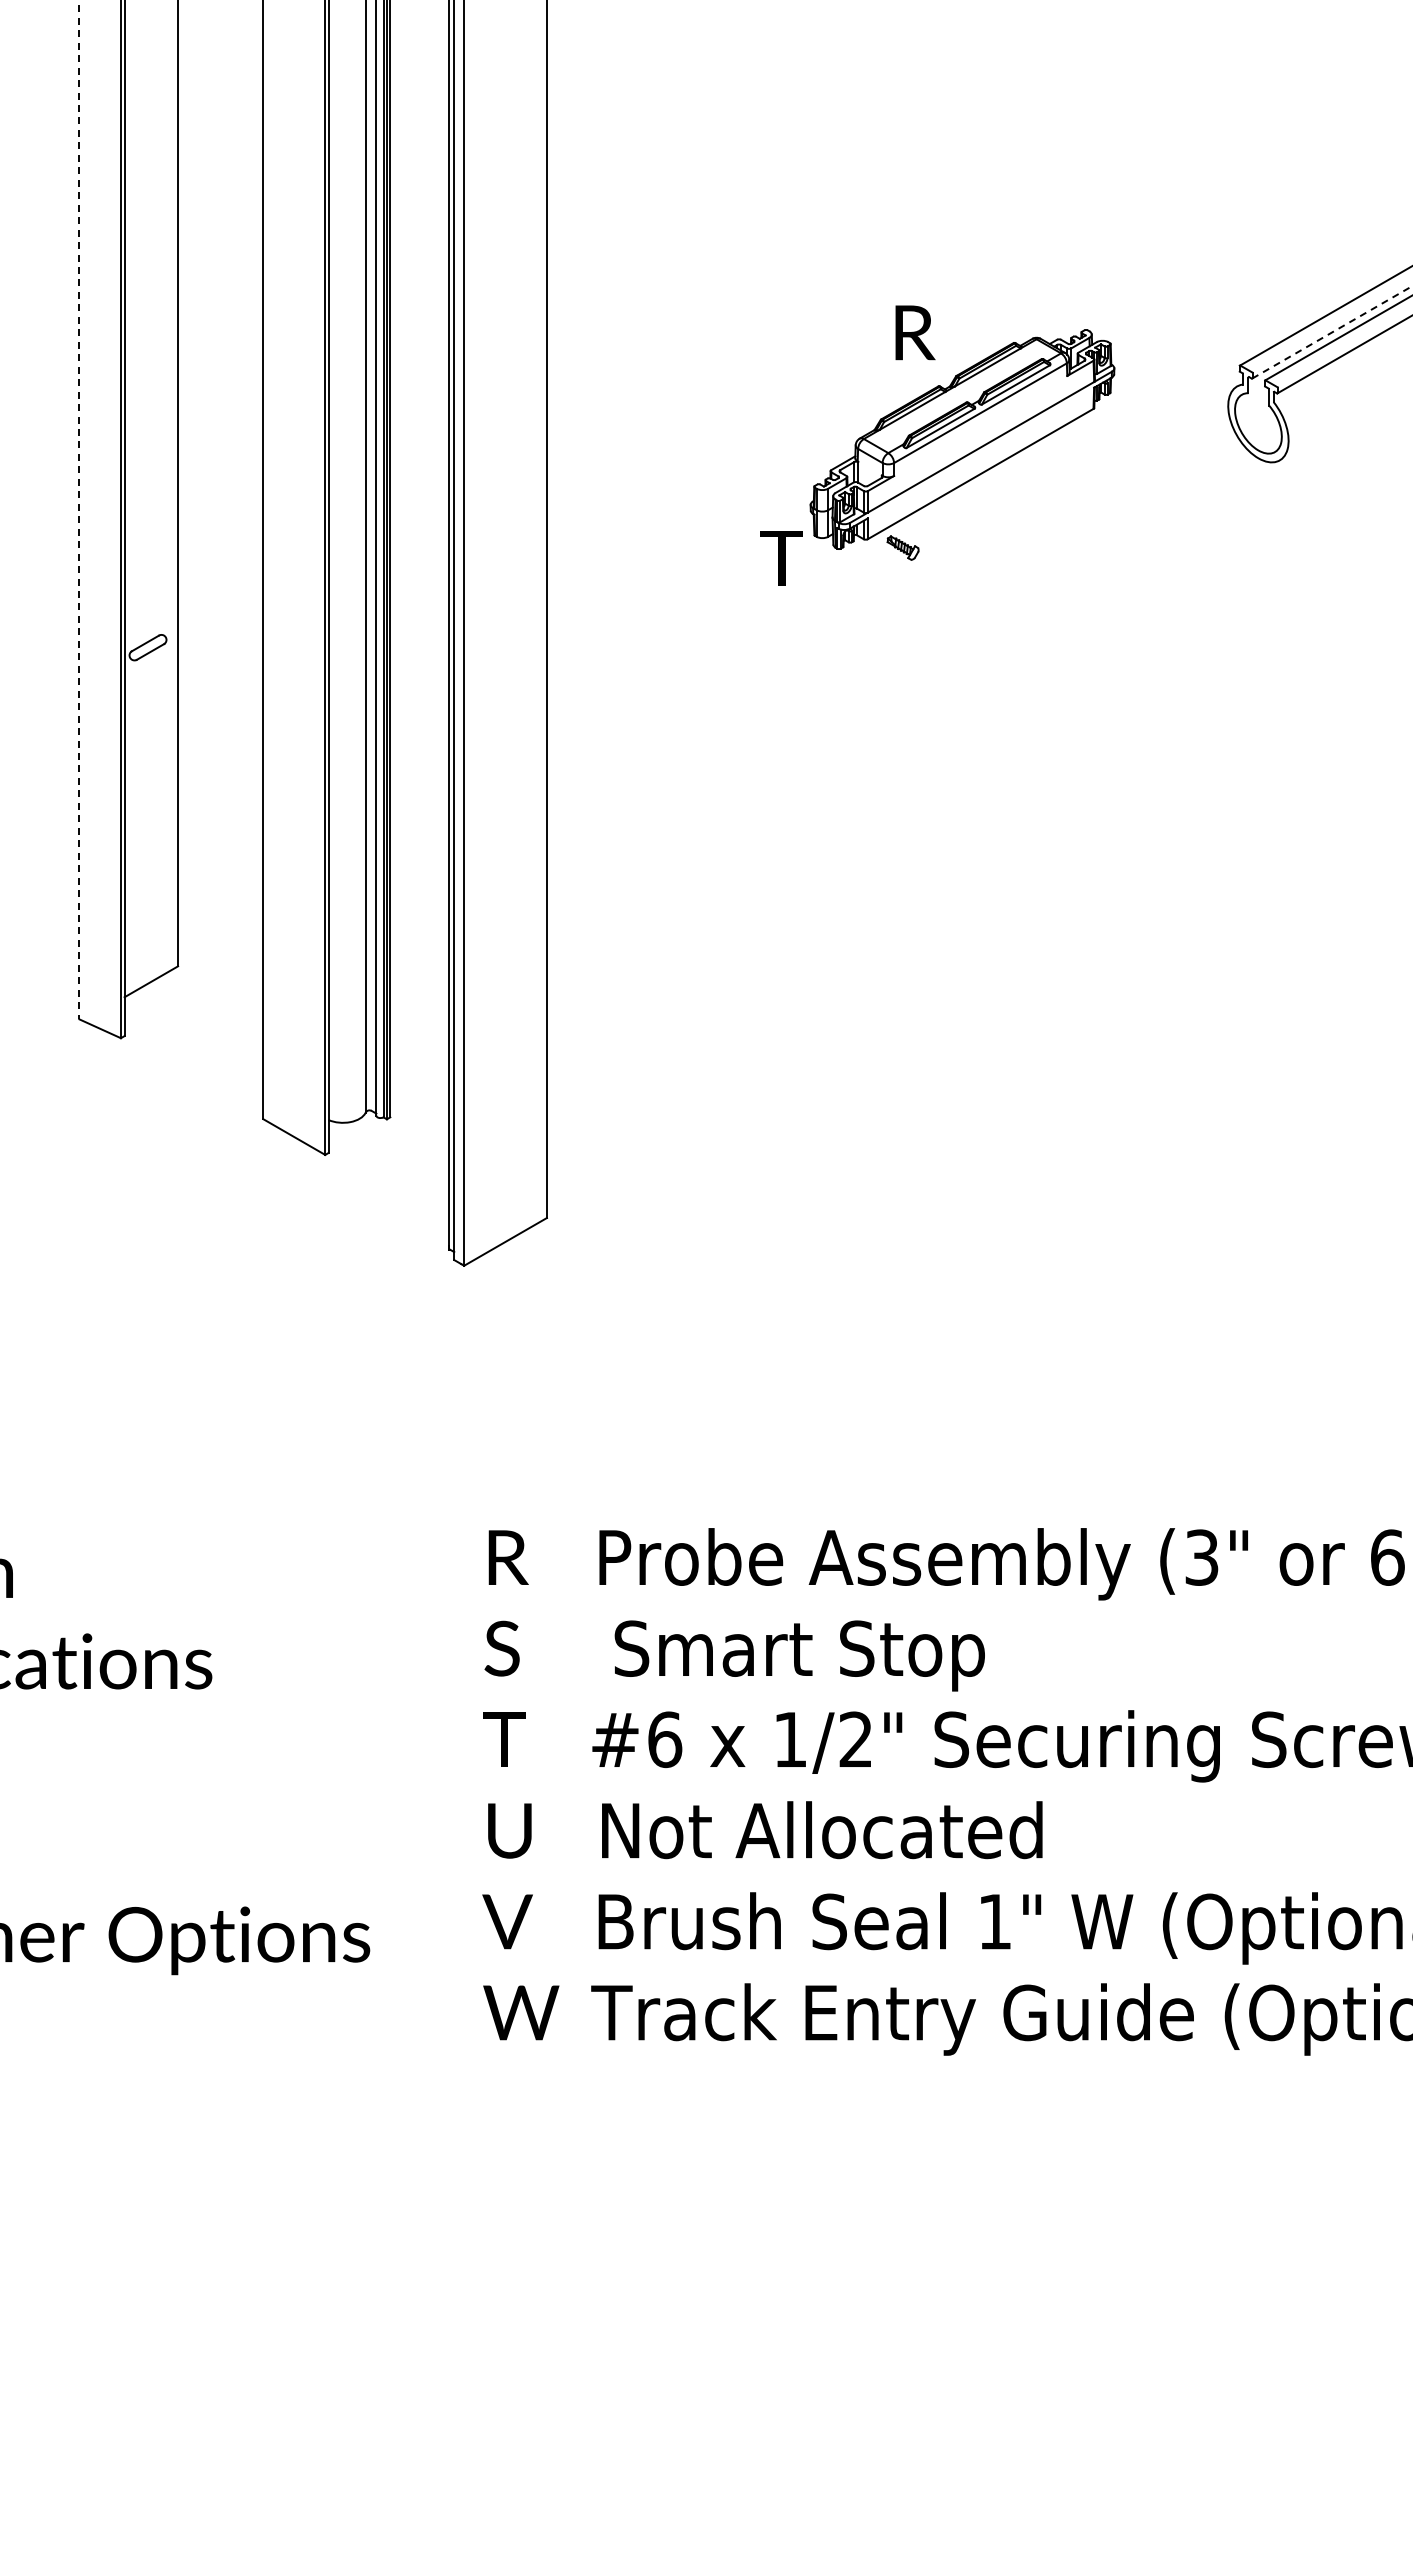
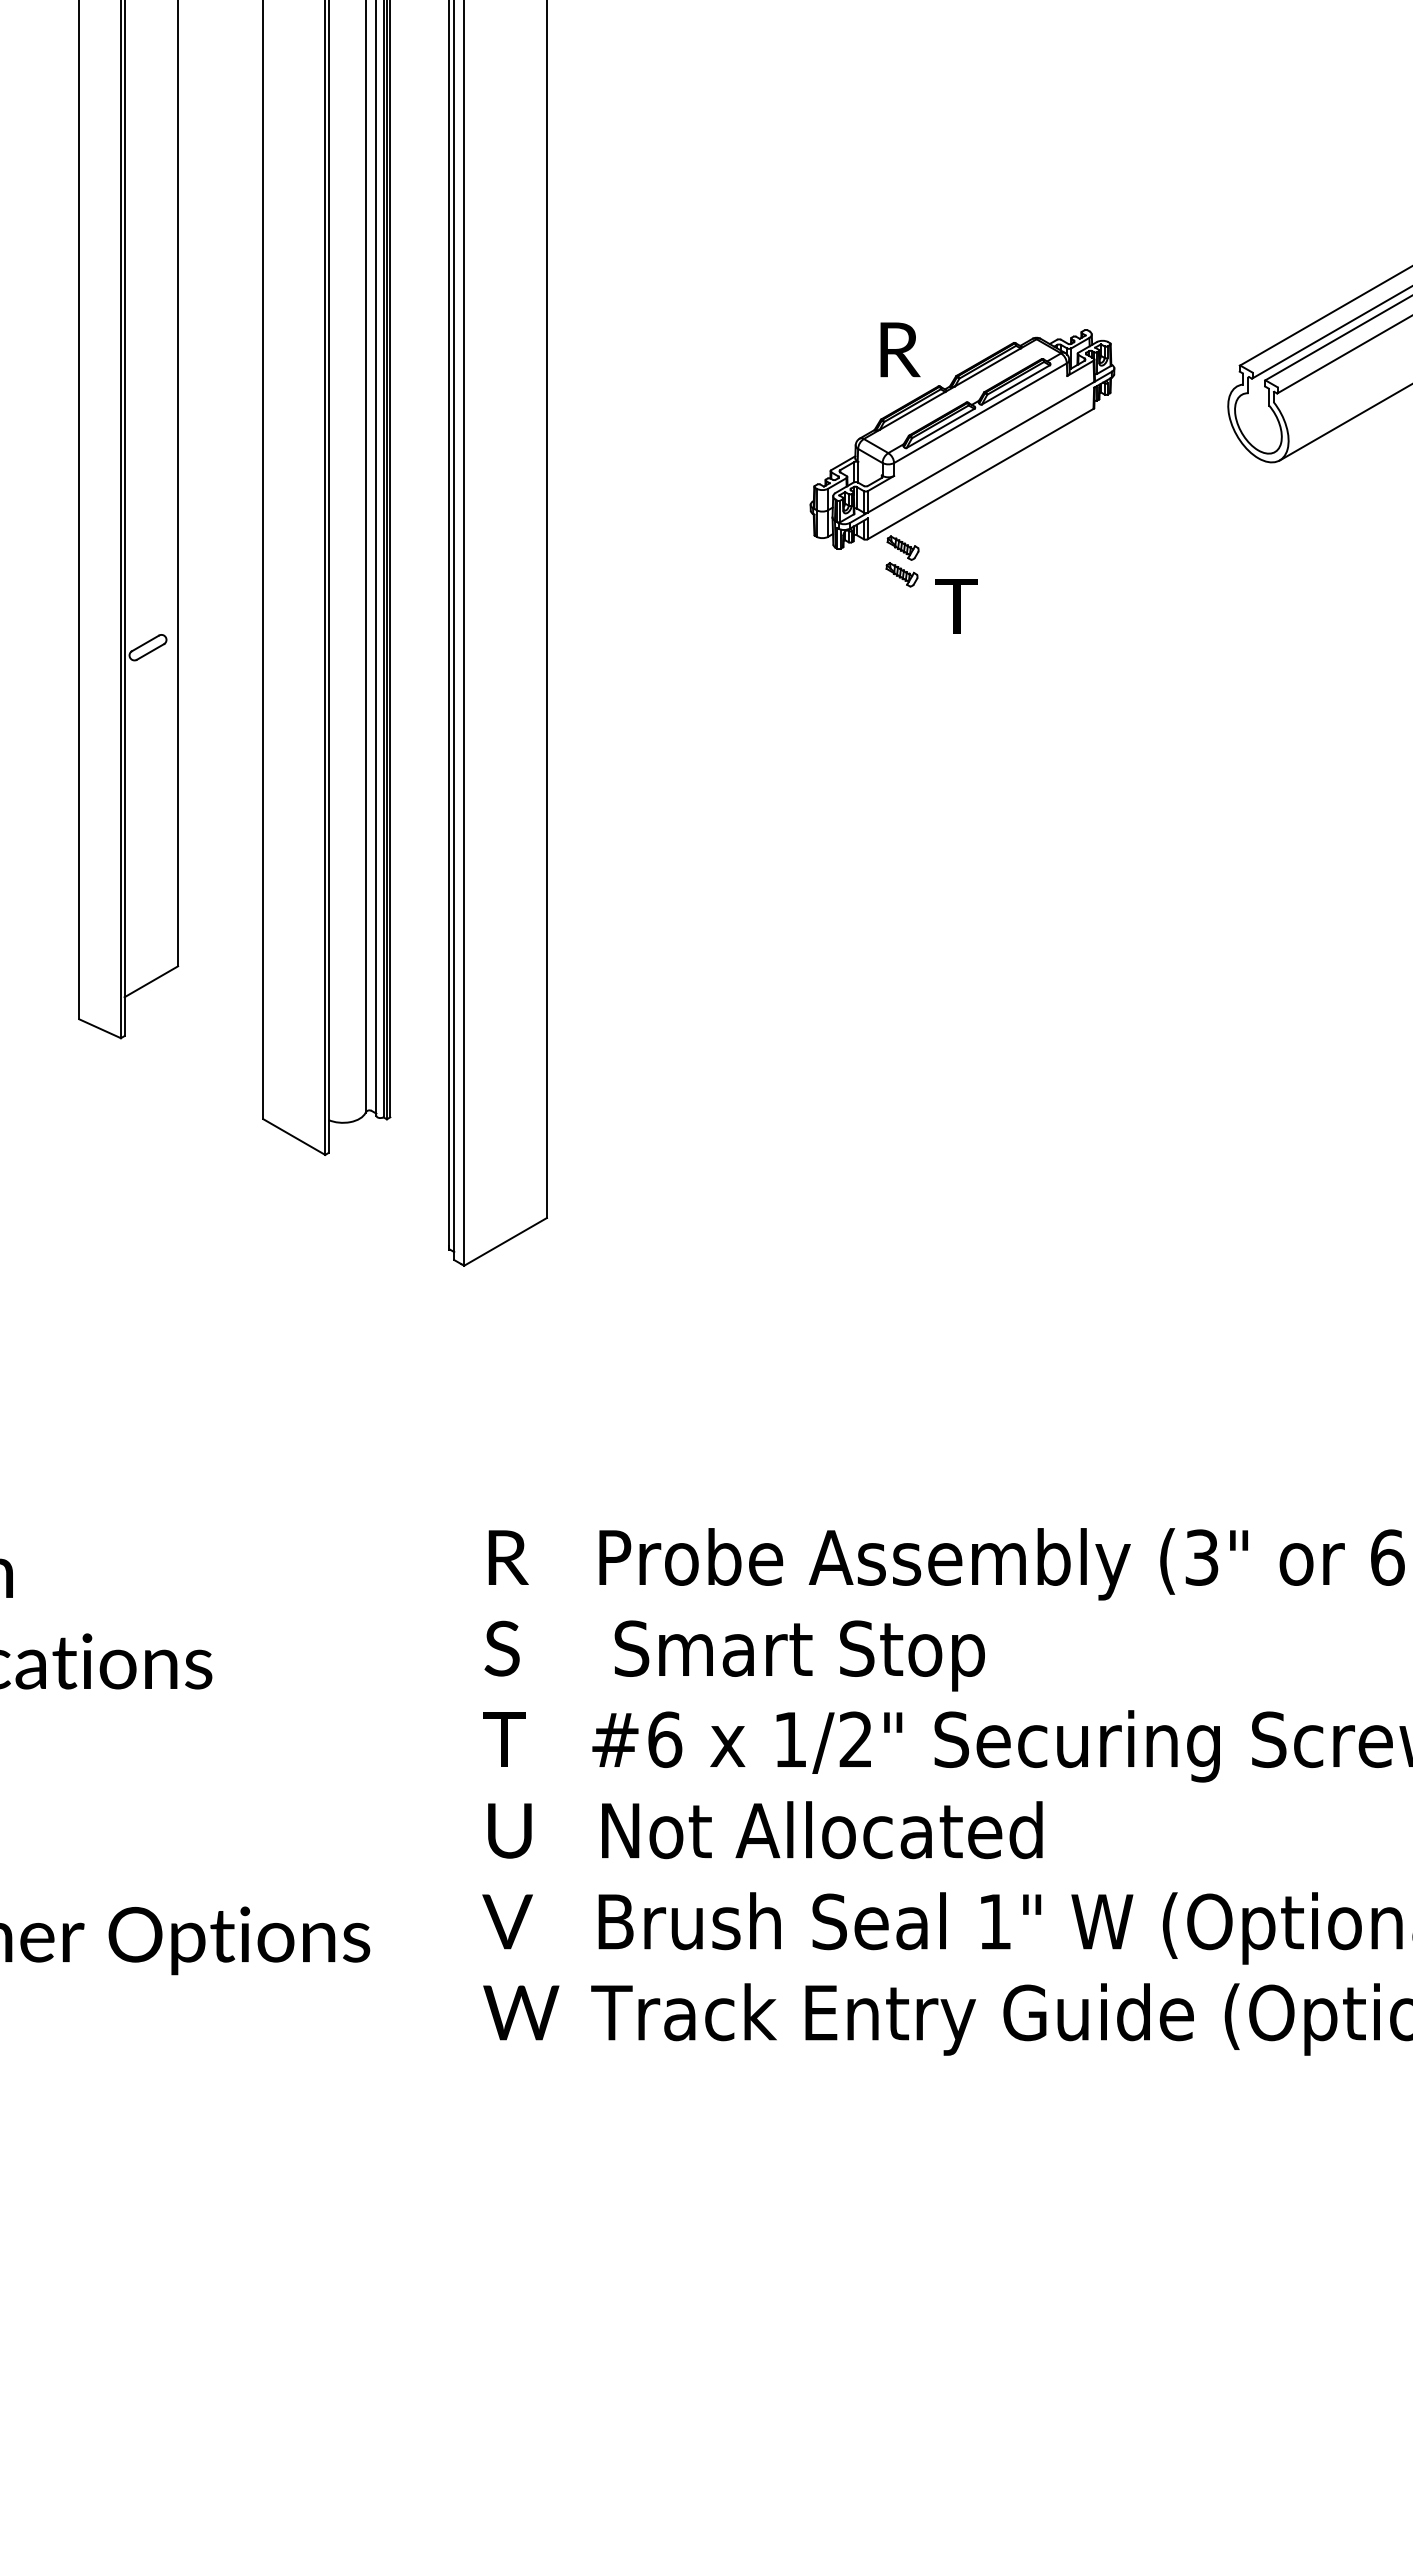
text position: (915, 332) -> (900, 349) (900, 349)
line: dashed -> solid (1332, 332)
line: none -> present (1344, 422)
line: dashed -> solid (79, 510)
text position: (781, 558) -> (956, 606) (956, 606)
part: none -> present (901, 574)
